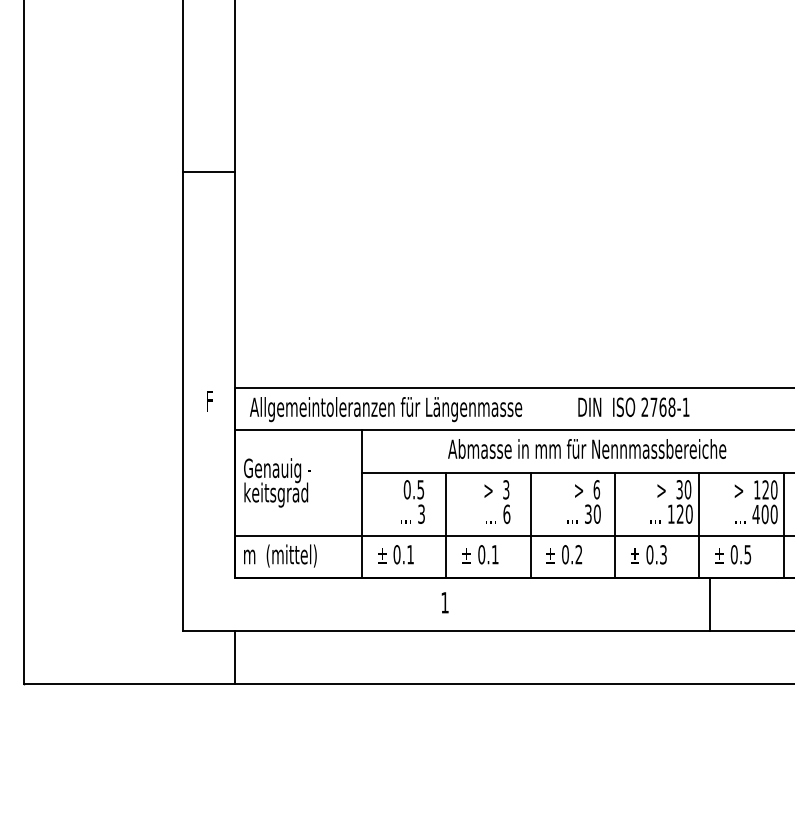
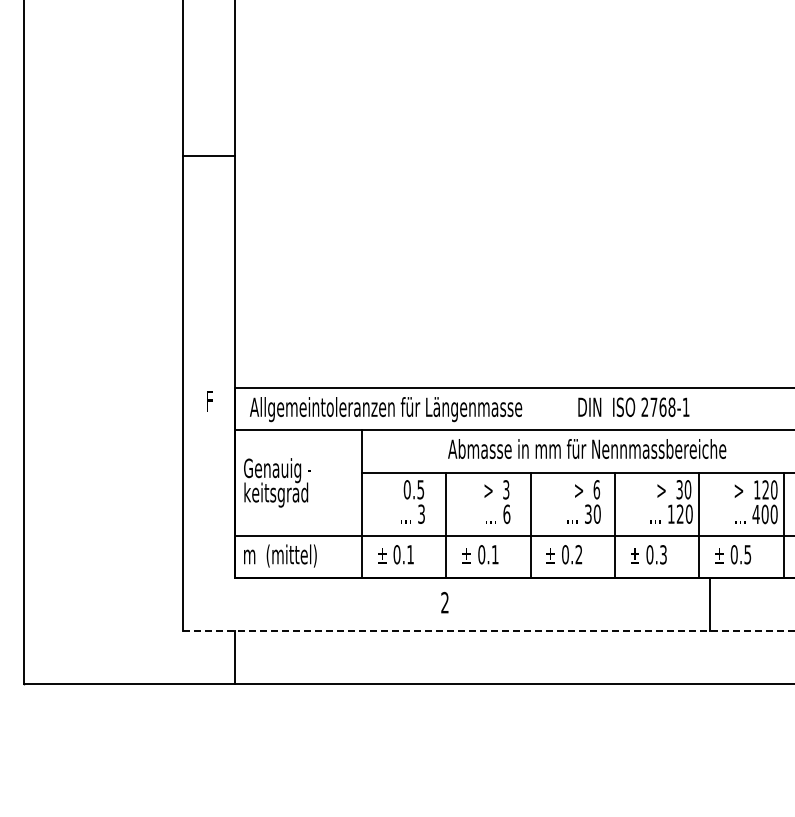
line position: (208, 172) -> (208, 156) (208, 156)
text: 1 -> 2 (444, 602)
line: solid -> dashed (488, 630)
